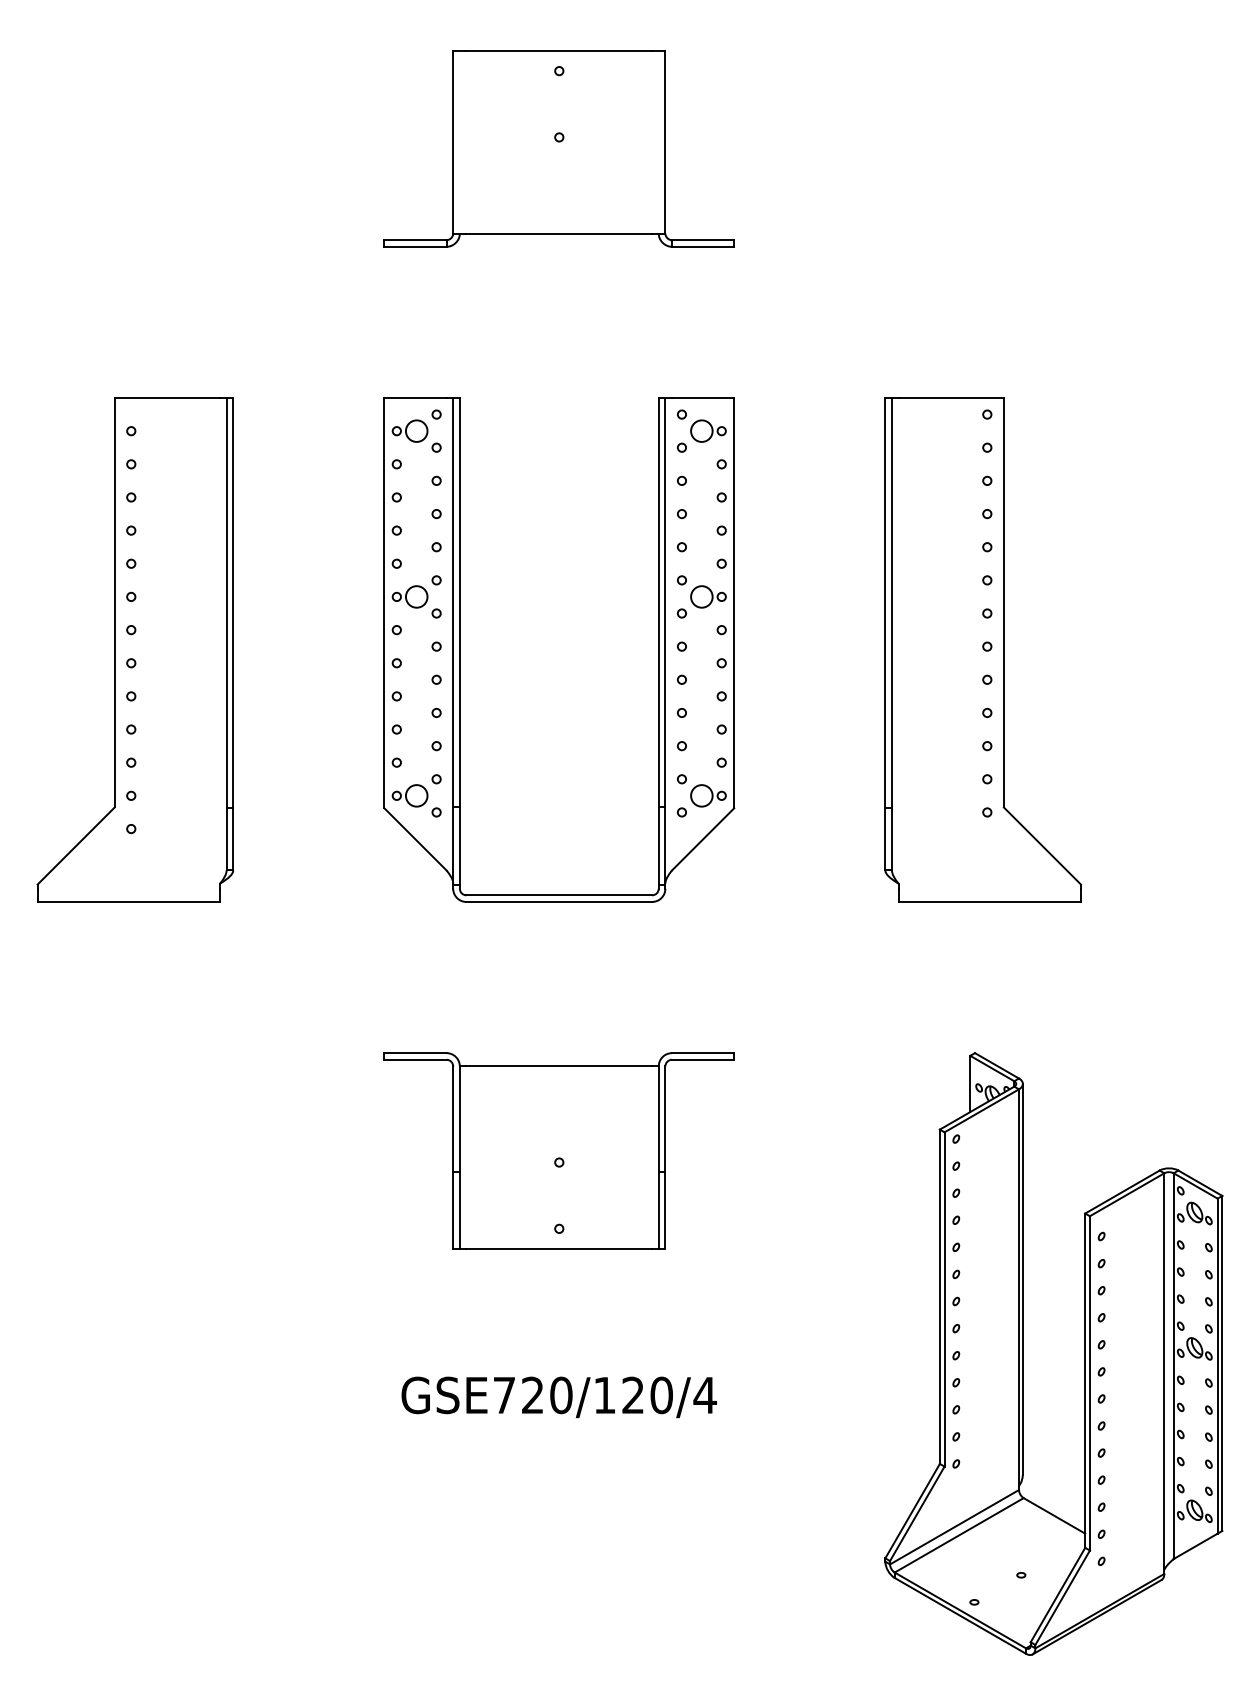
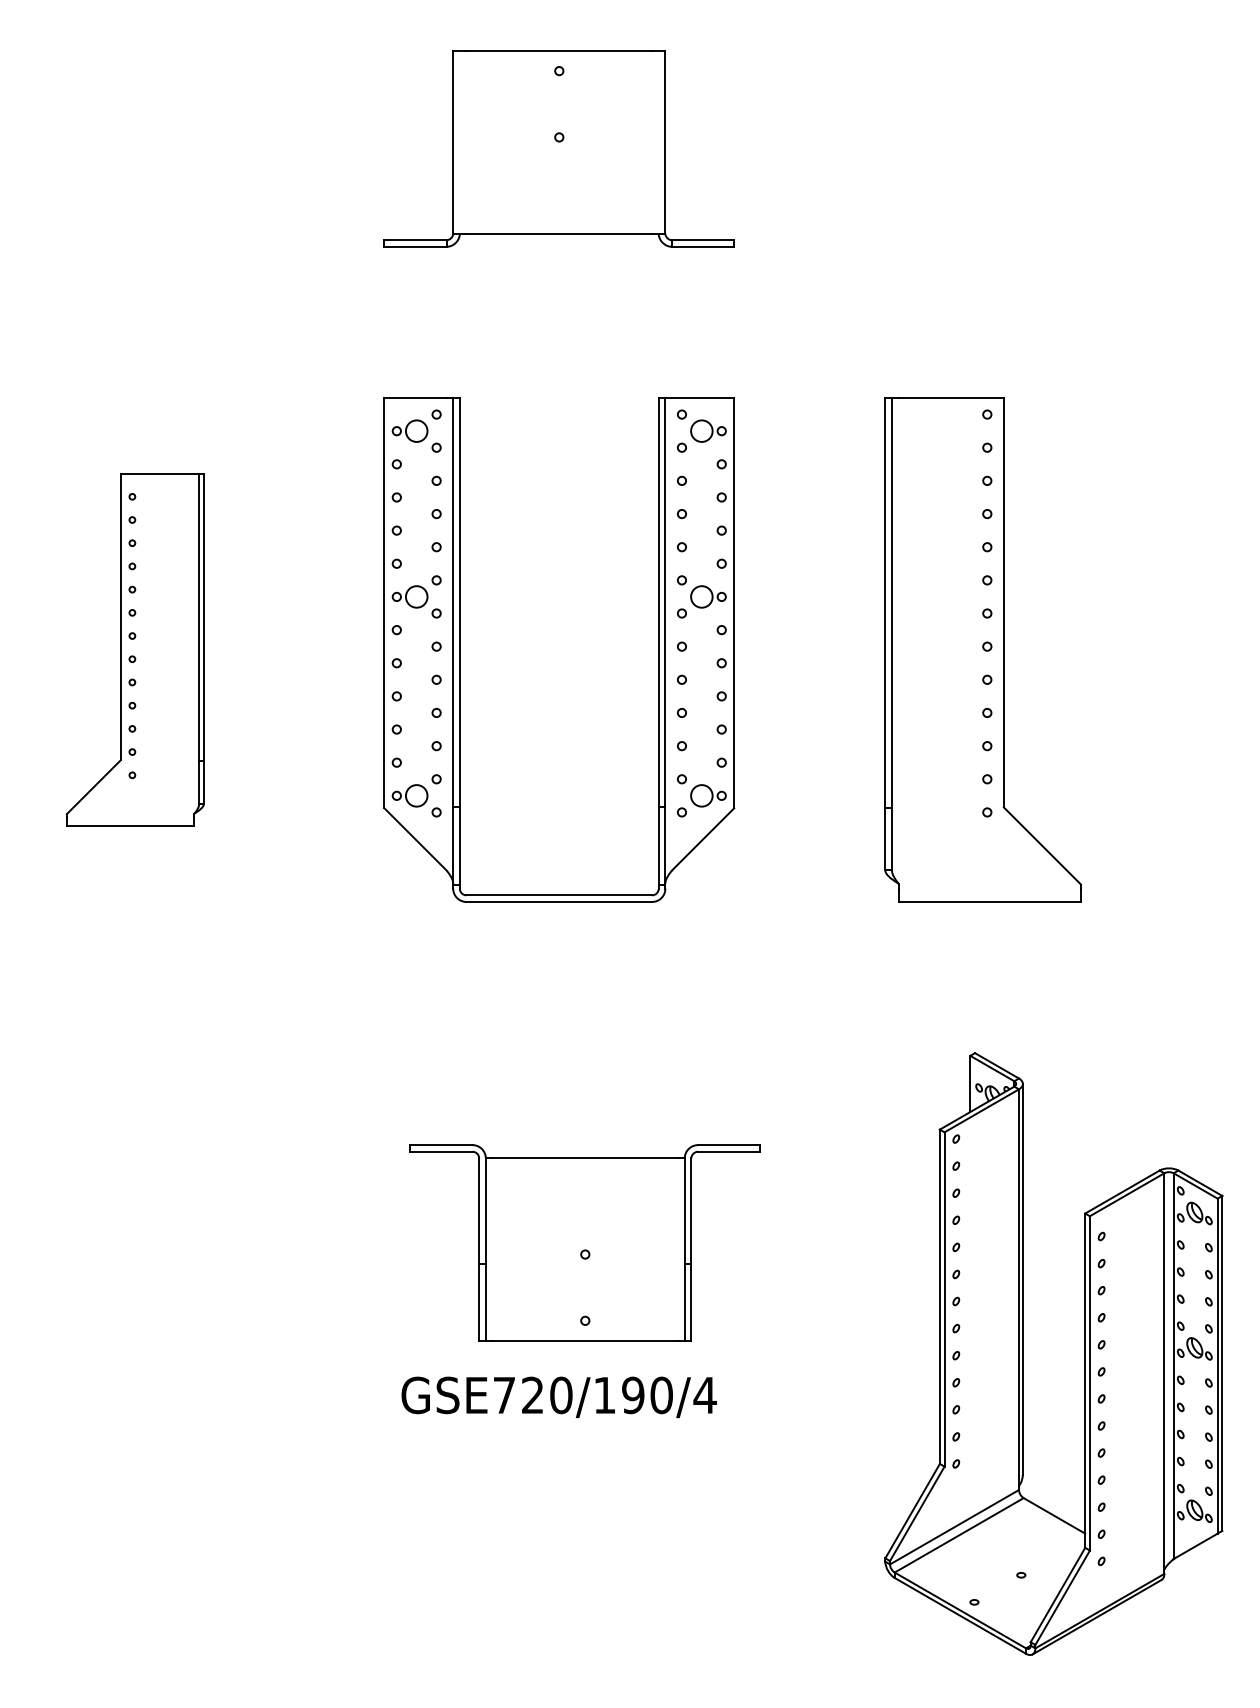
part size: 198x506 px -> 140x354 px (134, 649)
part position: (558, 1150) -> (584, 1242) (584, 1242)
text: GSE720/120/4 -> GSE720/190/4 (633, 1395)
